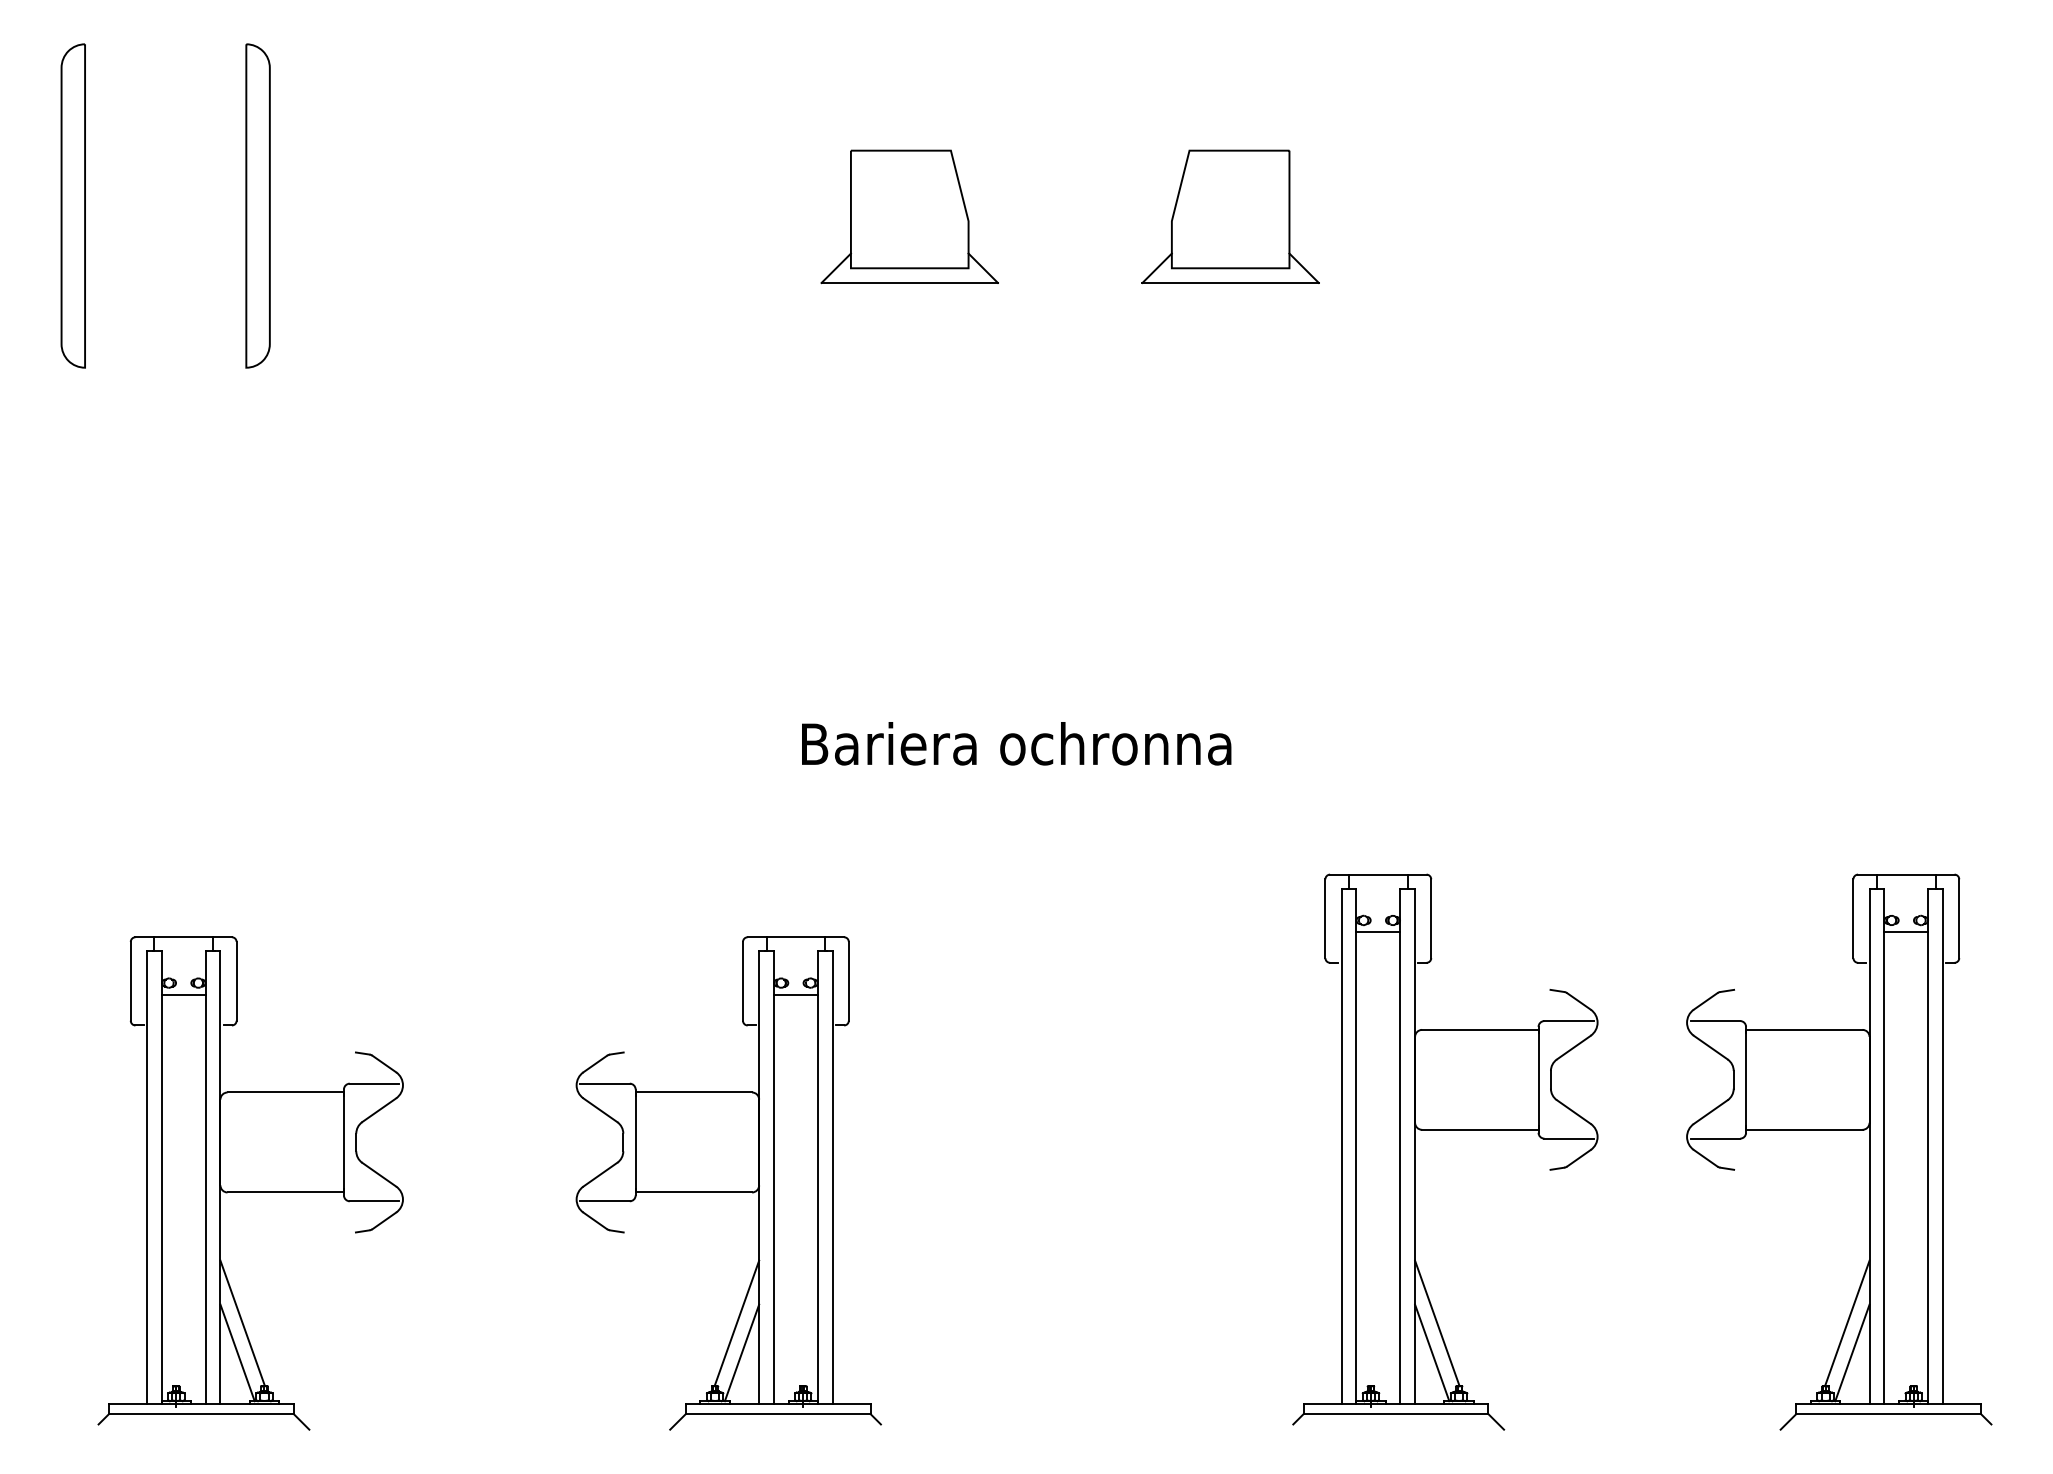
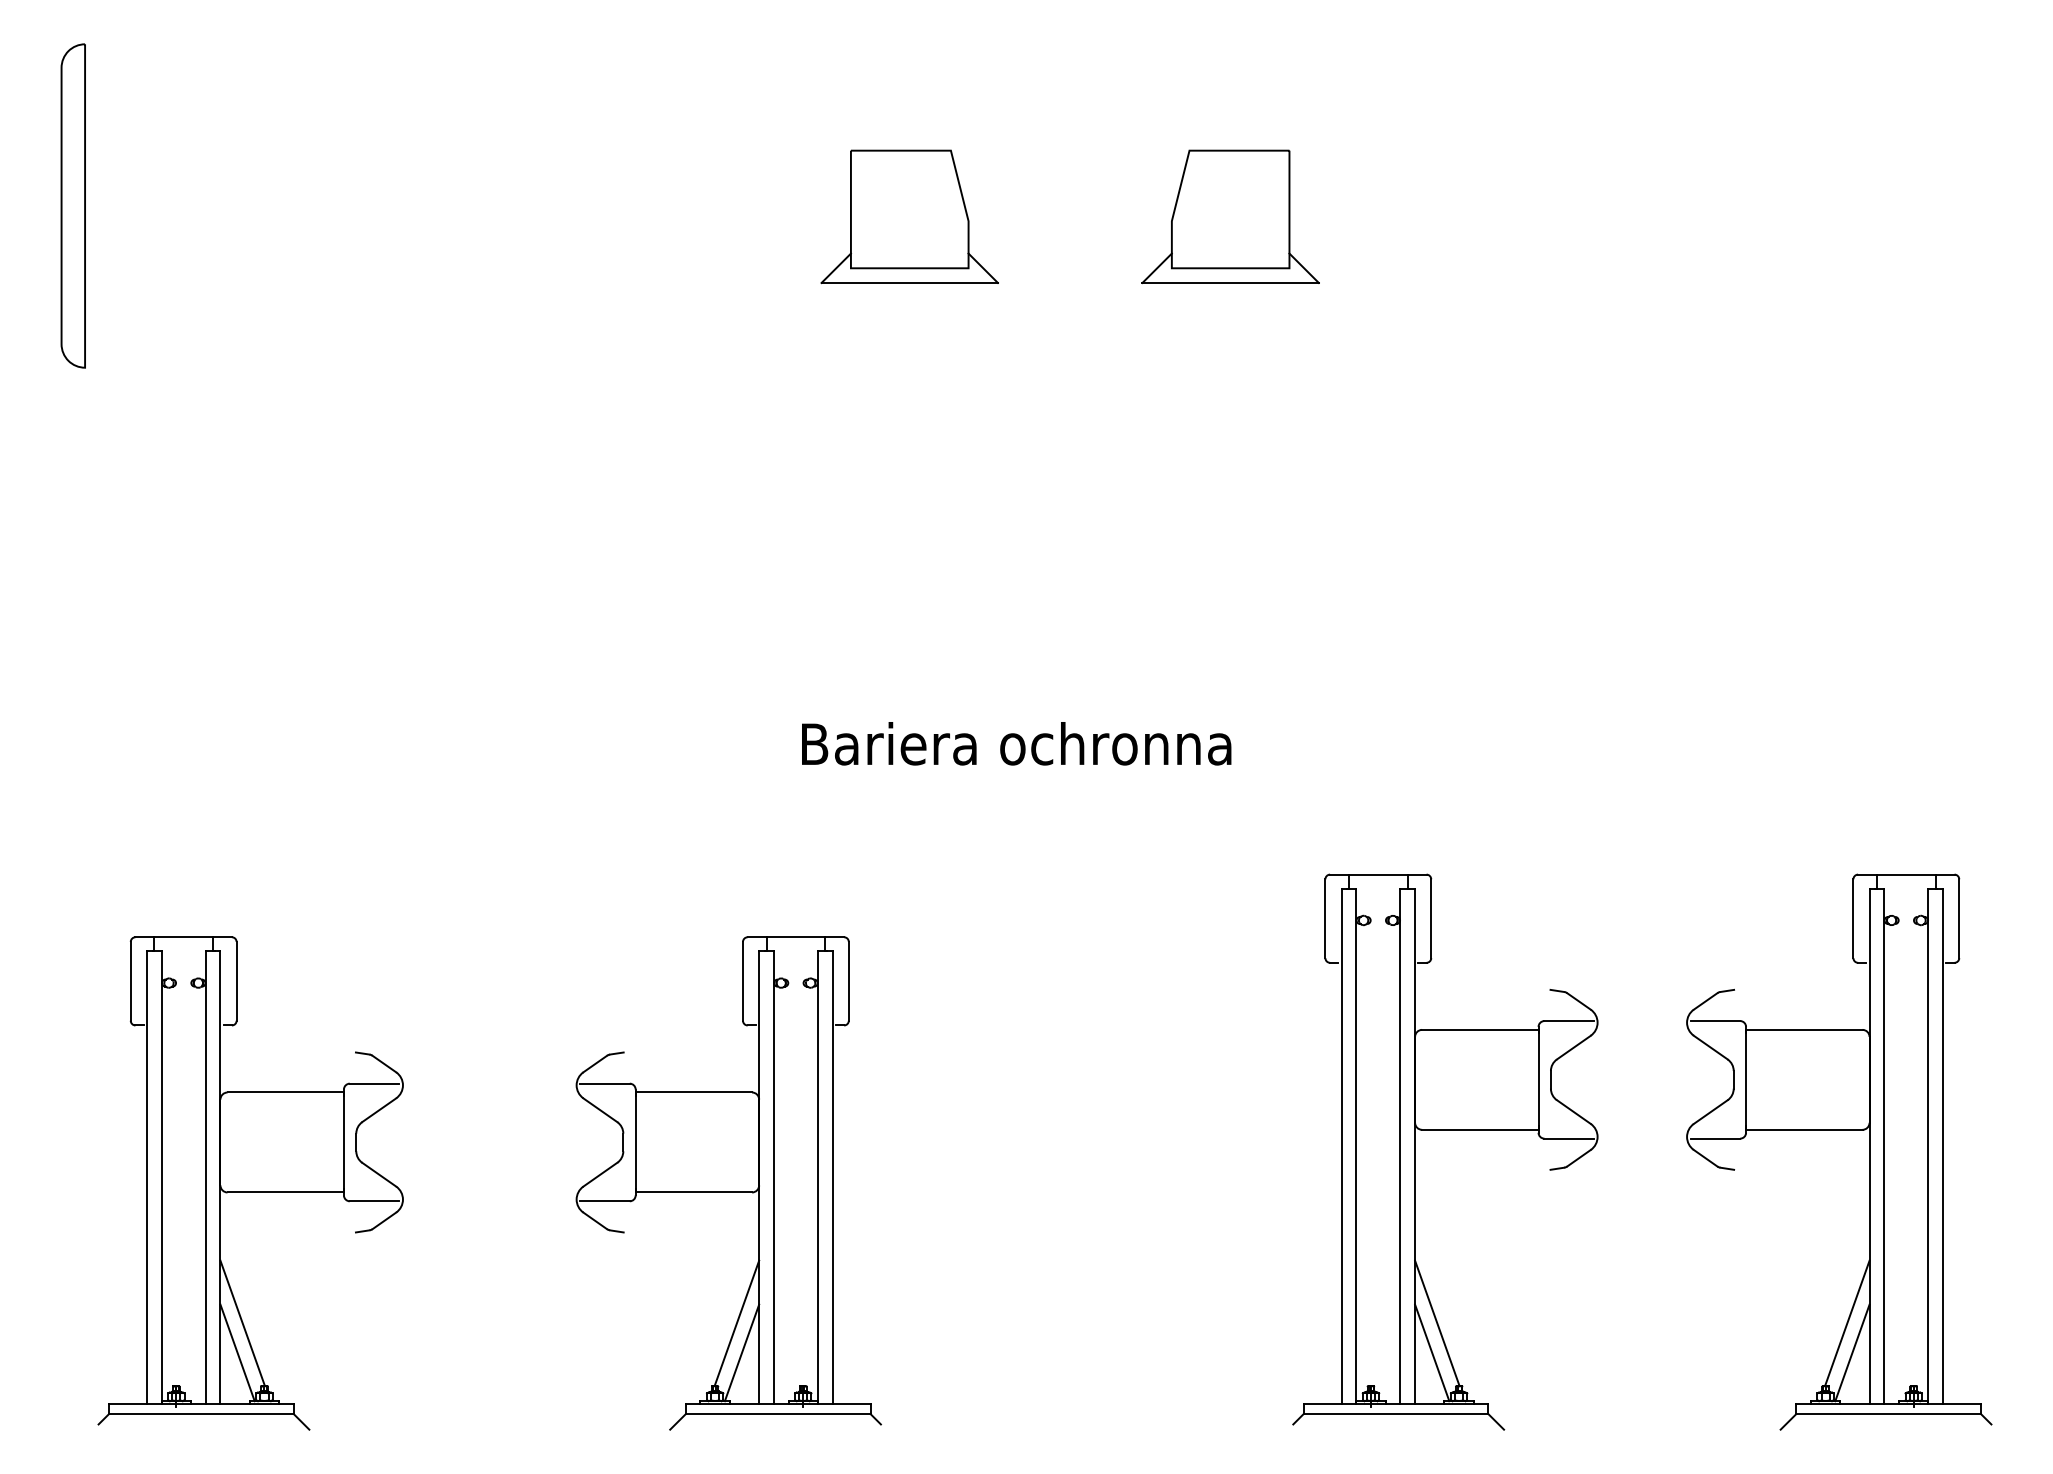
part: present -> none (257, 205)
line: present -> none (1378, 932)
line: present -> none (1906, 932)
line: present -> none (183, 994)
line: present -> none (795, 994)
